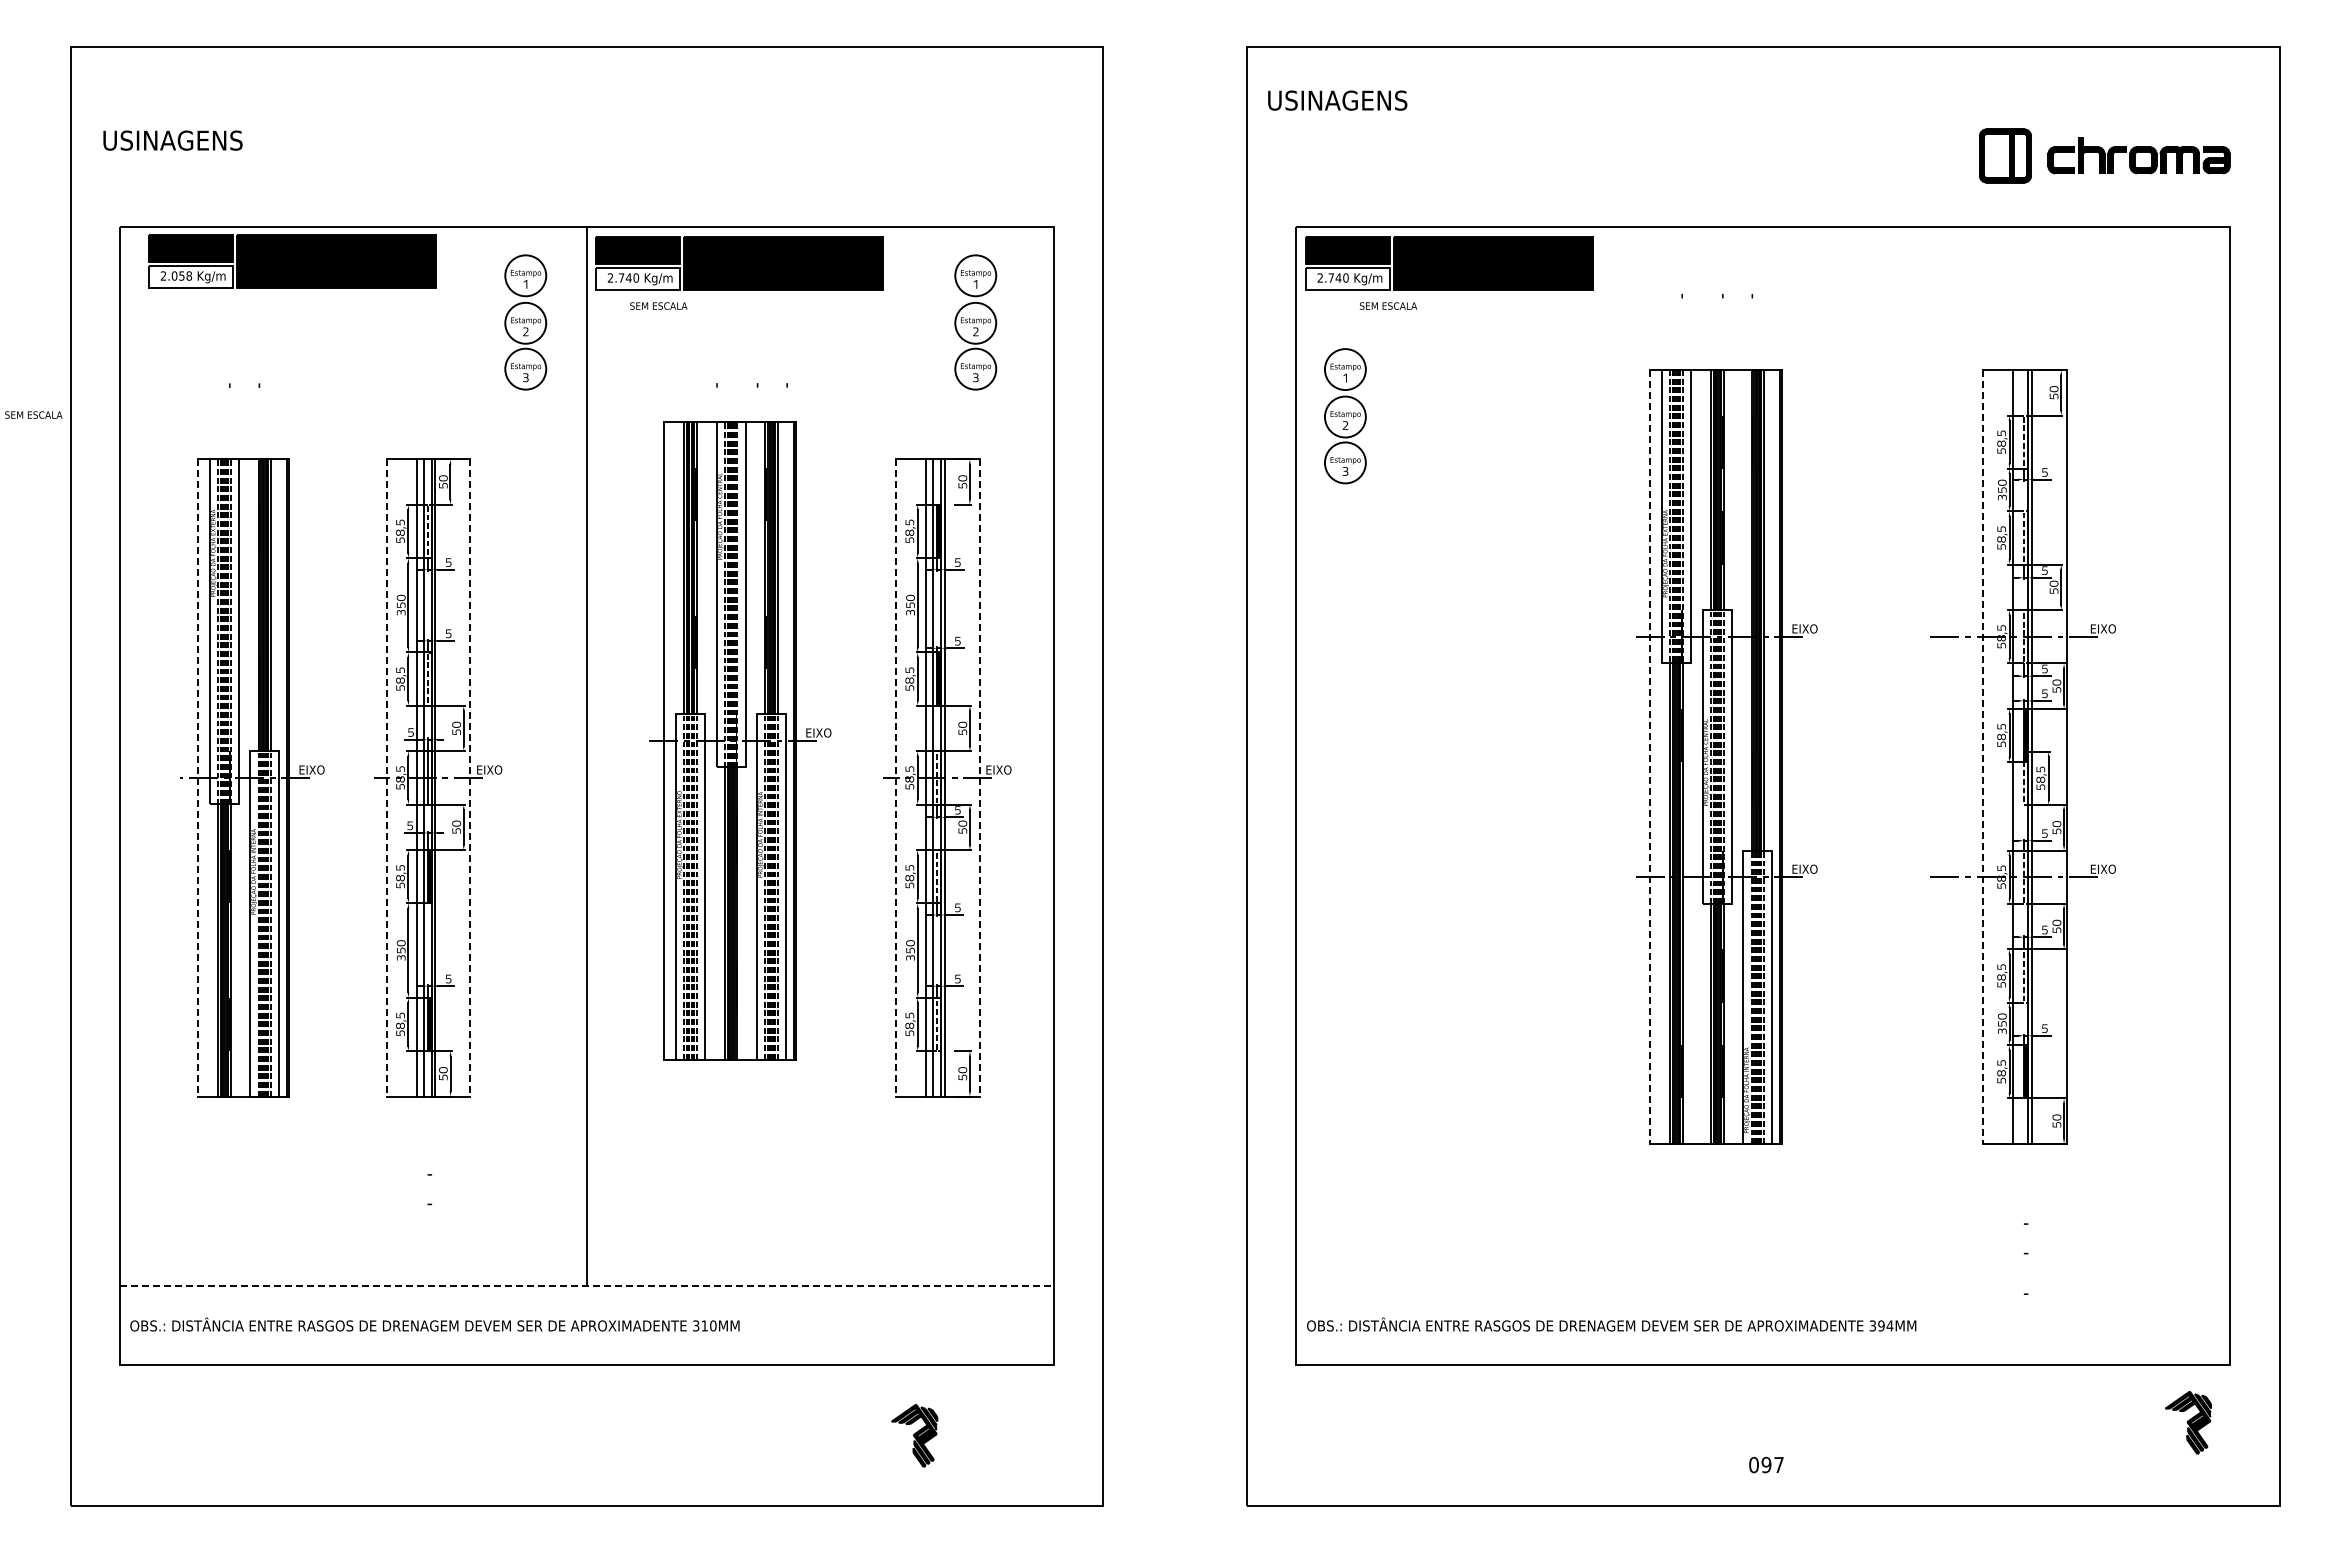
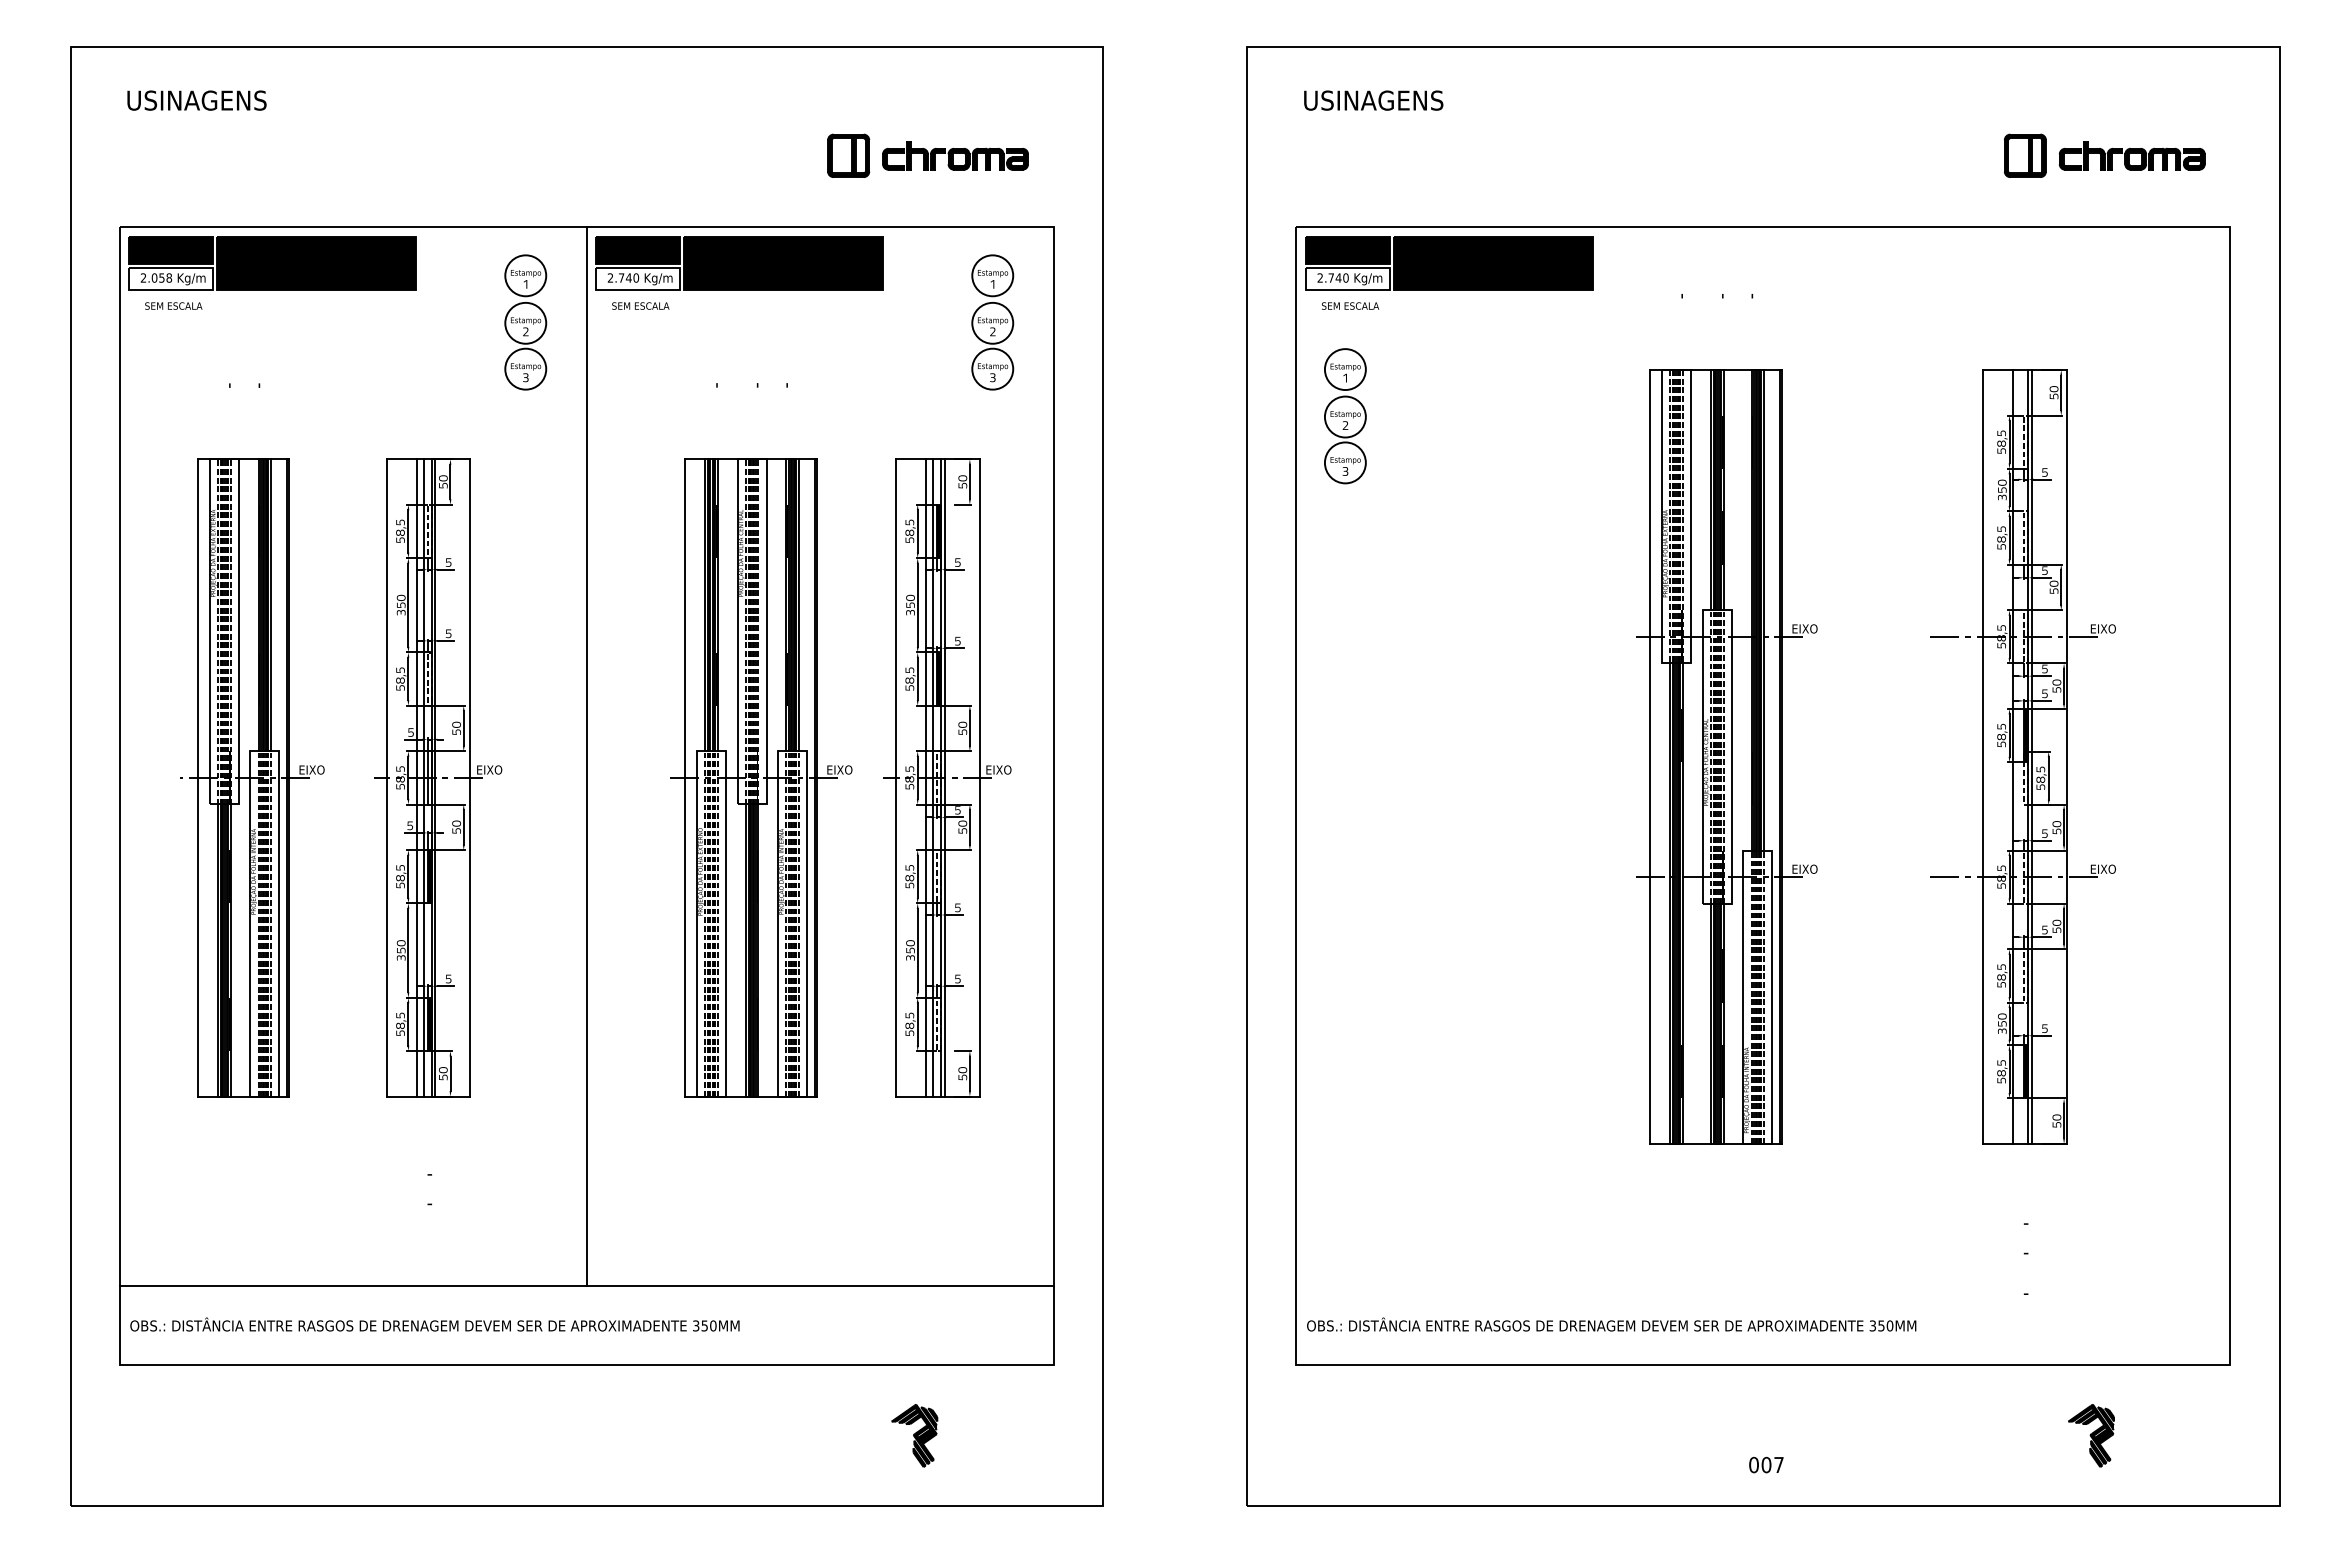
text position: (1337, 100) -> (1373, 100) (1373, 100)
text position: (172, 140) -> (196, 100) (196, 100)
part: none -> present (927, 155)
part size: 253x56 px -> 202x45 px (2104, 155)
part position: (292, 261) -> (272, 263) (272, 263)
text position: (658, 305) -> (640, 305) (640, 305)
text position: (1388, 305) -> (1350, 305) (1350, 305)
part position: (975, 322) -> (992, 322) (992, 322)
text position: (33, 414) -> (173, 305) (173, 305)
part position: (740, 740) -> (761, 777) (761, 777)
line: dashed -> solid (1650, 757)
line: dashed -> solid (1982, 757)
line: dashed -> solid (198, 777)
line: dashed -> solid (386, 777)
line: dashed -> solid (470, 777)
line: dashed -> solid (895, 777)
line: dashed -> solid (979, 777)
line: dashed -> solid (586, 1285)
text: 310MM -> 350MM (704, 1325)
text: 394MM -> 350MM (1885, 1325)
part position: (2188, 1422) -> (2091, 1435) (2091, 1435)
text: 097 -> 007 (1766, 1465)
